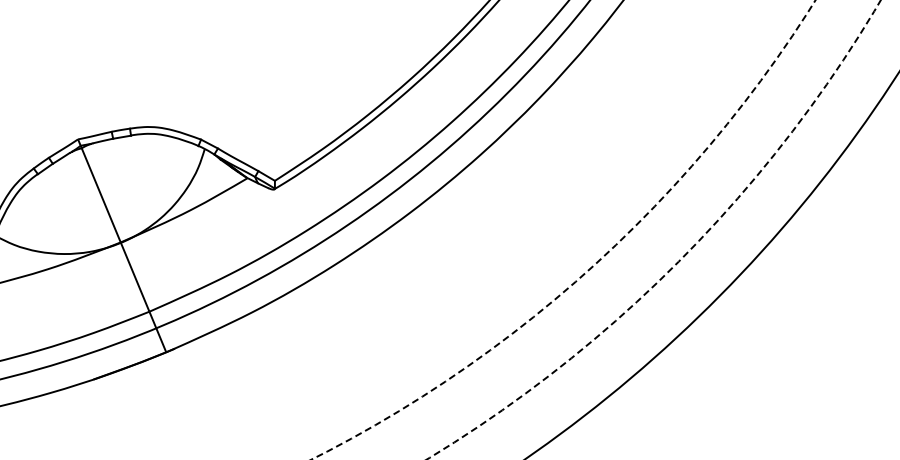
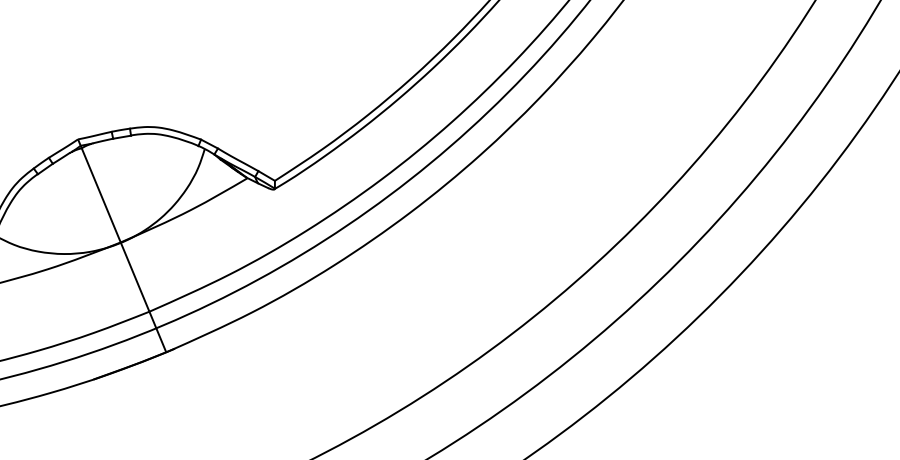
arc: dashed -> solid (682, 257)
arc: dashed -> solid (595, 264)
